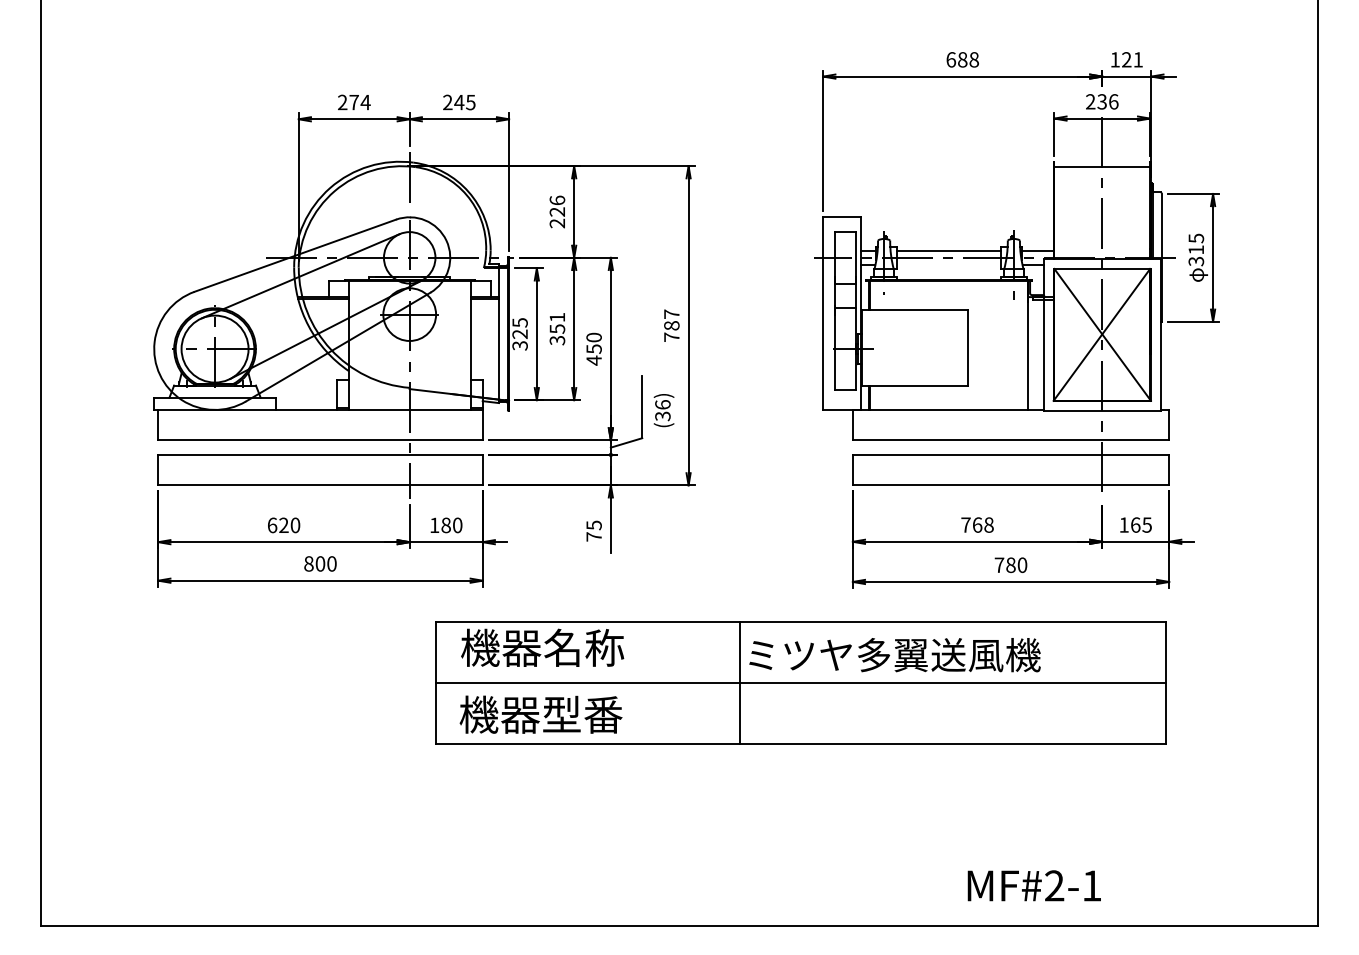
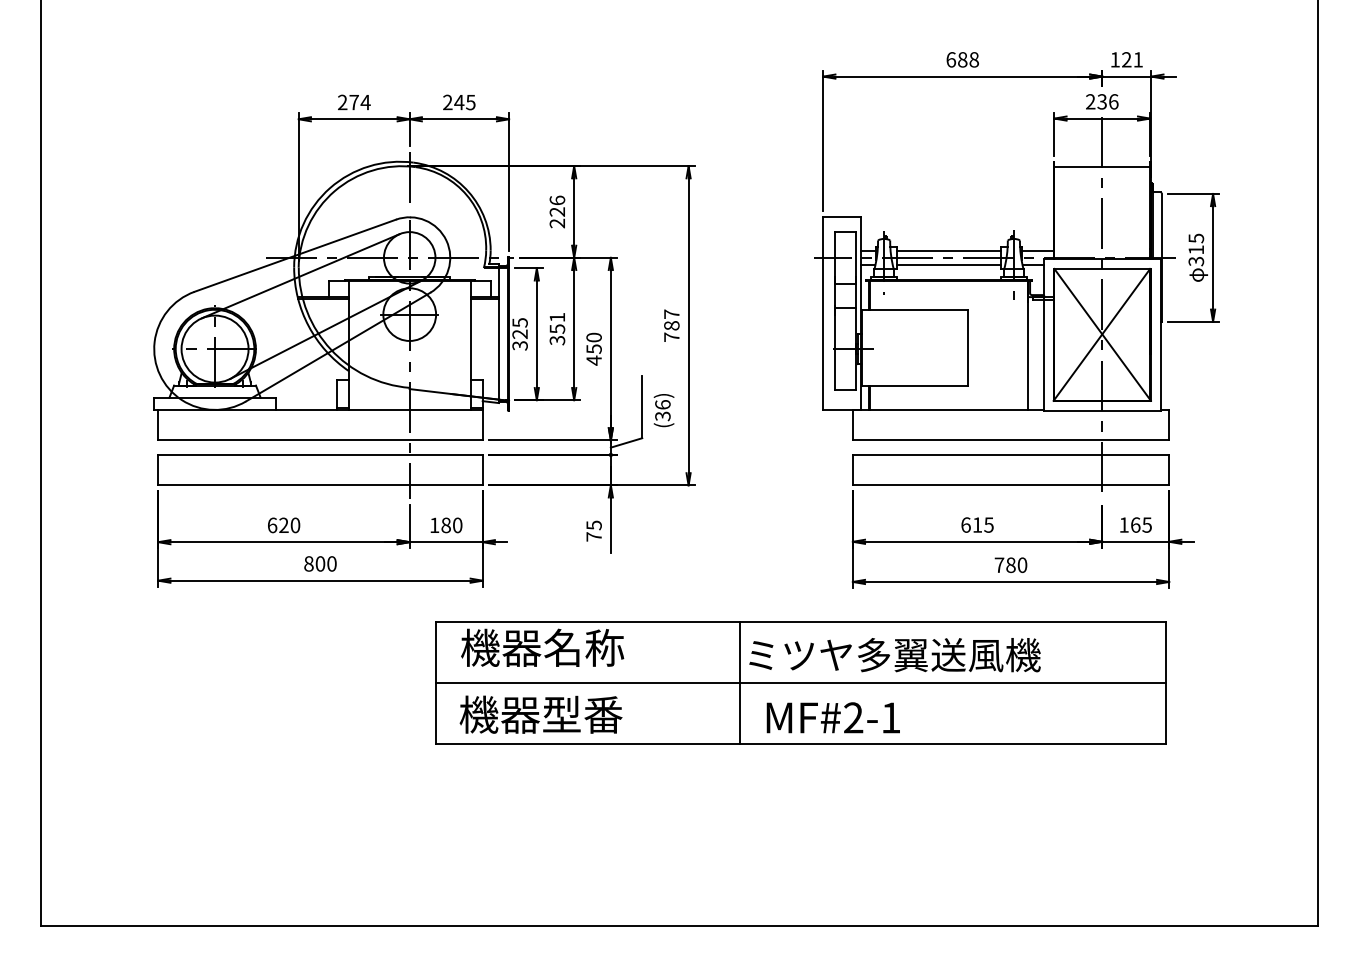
line: none -> present (948, 264)
text: 768 -> 615 (977, 524)
text position: (1033, 885) -> (832, 717) (832, 717)
